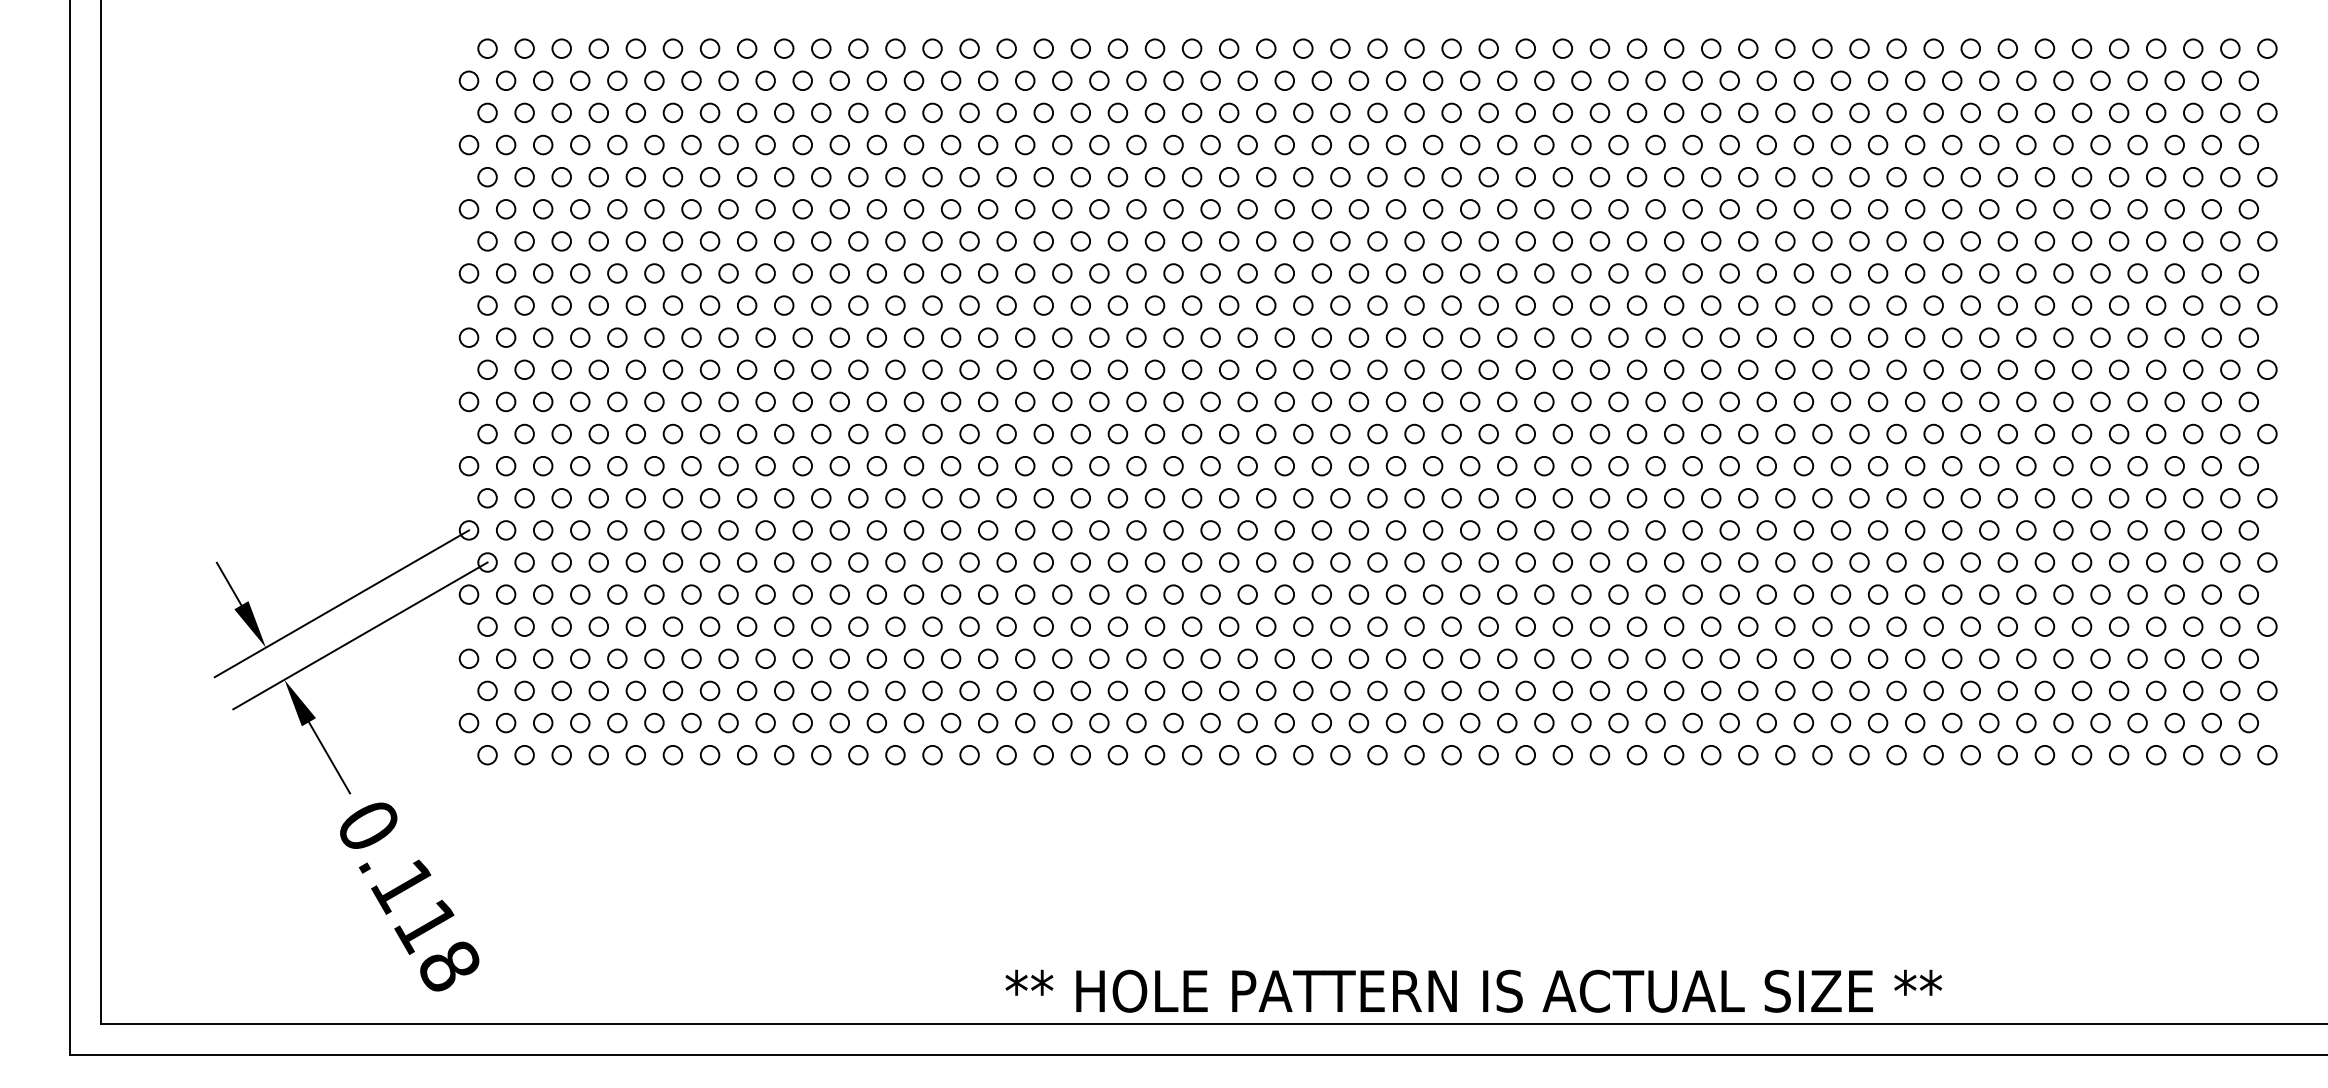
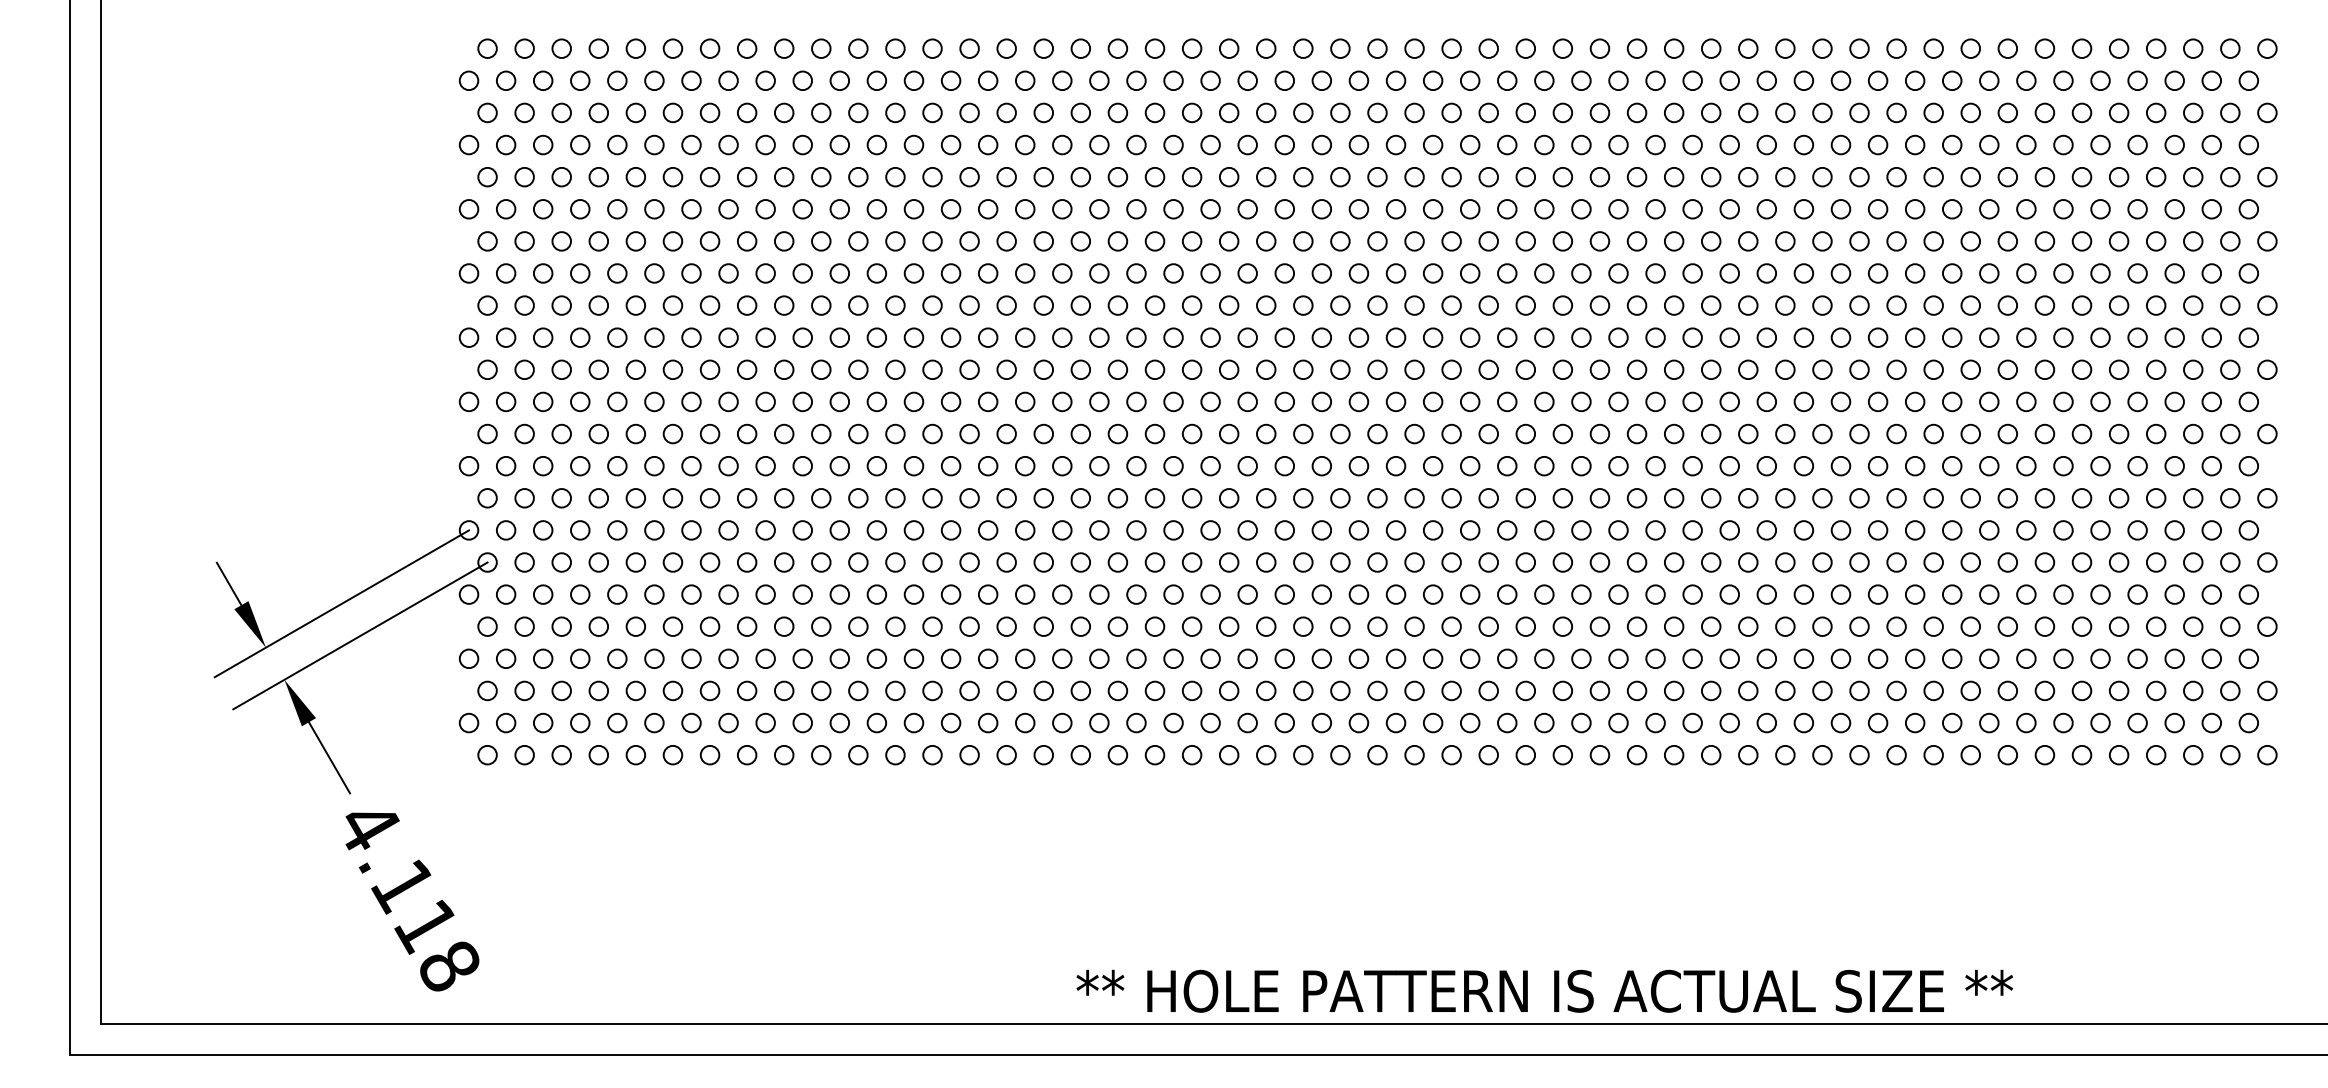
text: 0.118 -> 4.118 (369, 826)
text position: (1473, 990) -> (1544, 990) (1544, 990)
